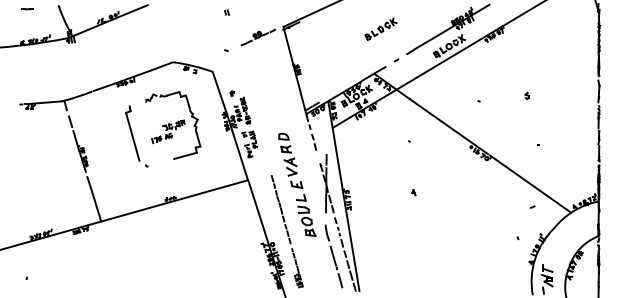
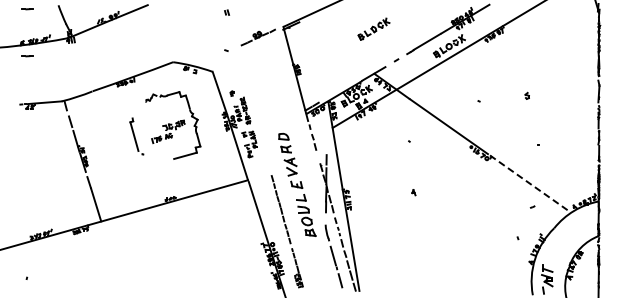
part position: (380, 28) -> (373, 28) (373, 28)
line: none -> present (27, 56)
part size: 24x63 px -> 16x39 px (136, 136)
line: solid -> dashed (530, 183)
